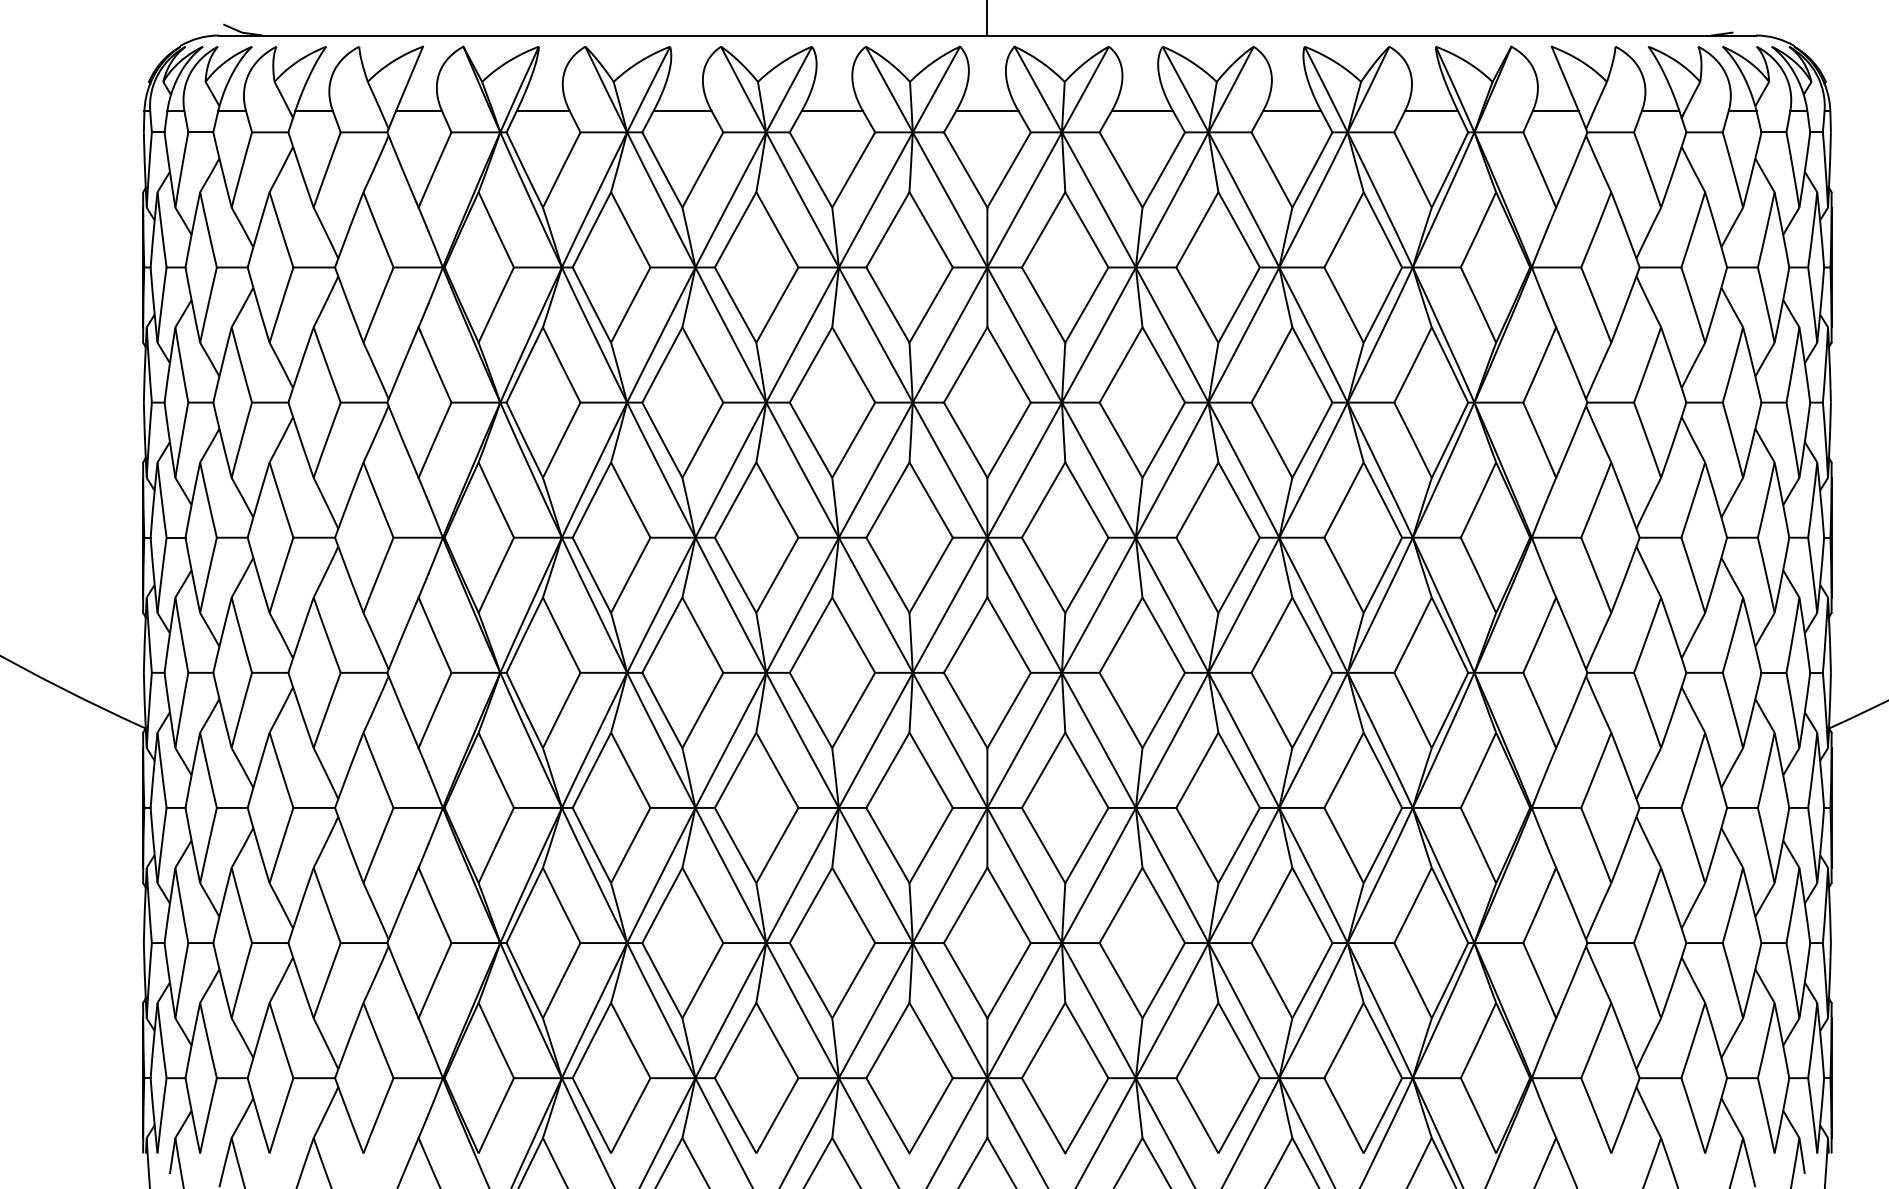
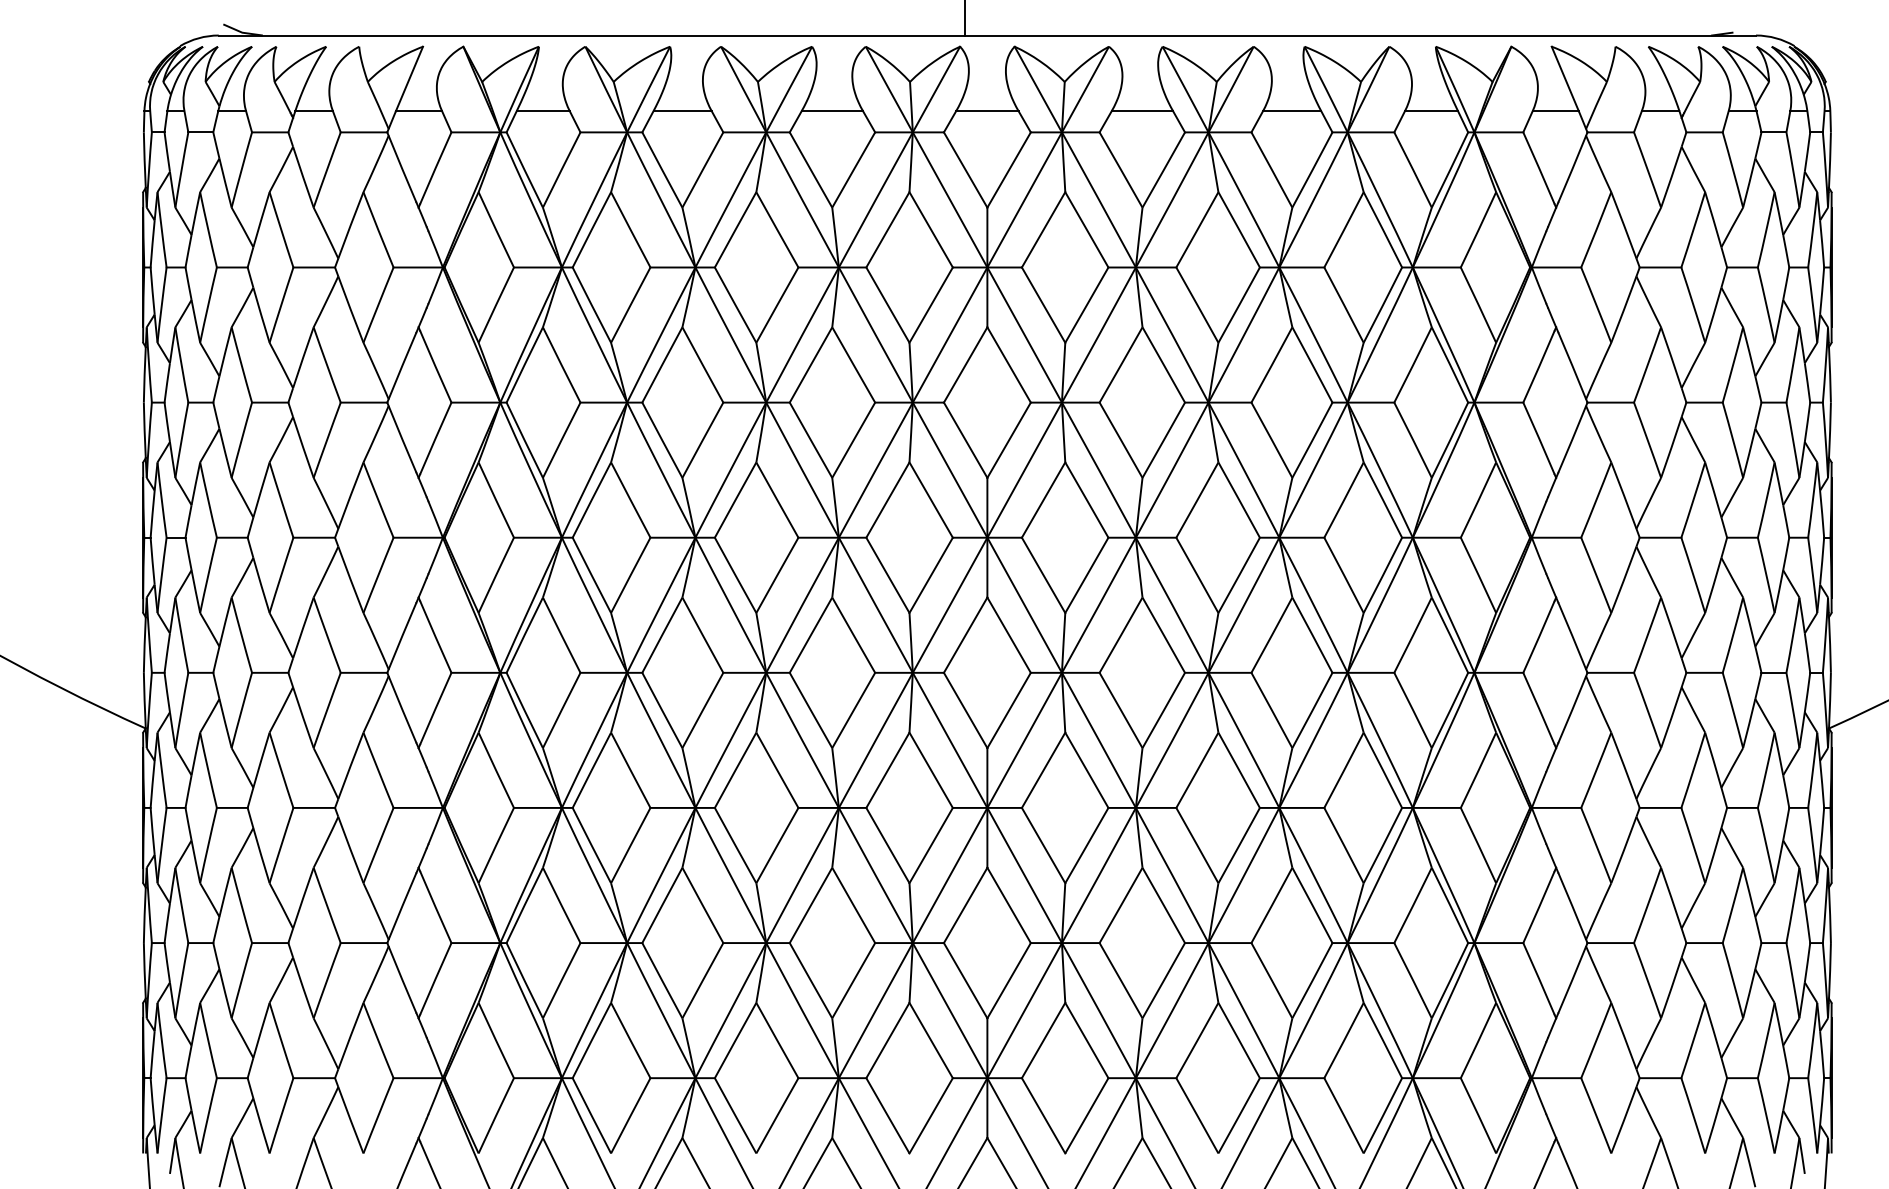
line position: (987, 18) -> (965, 18) (965, 18)
